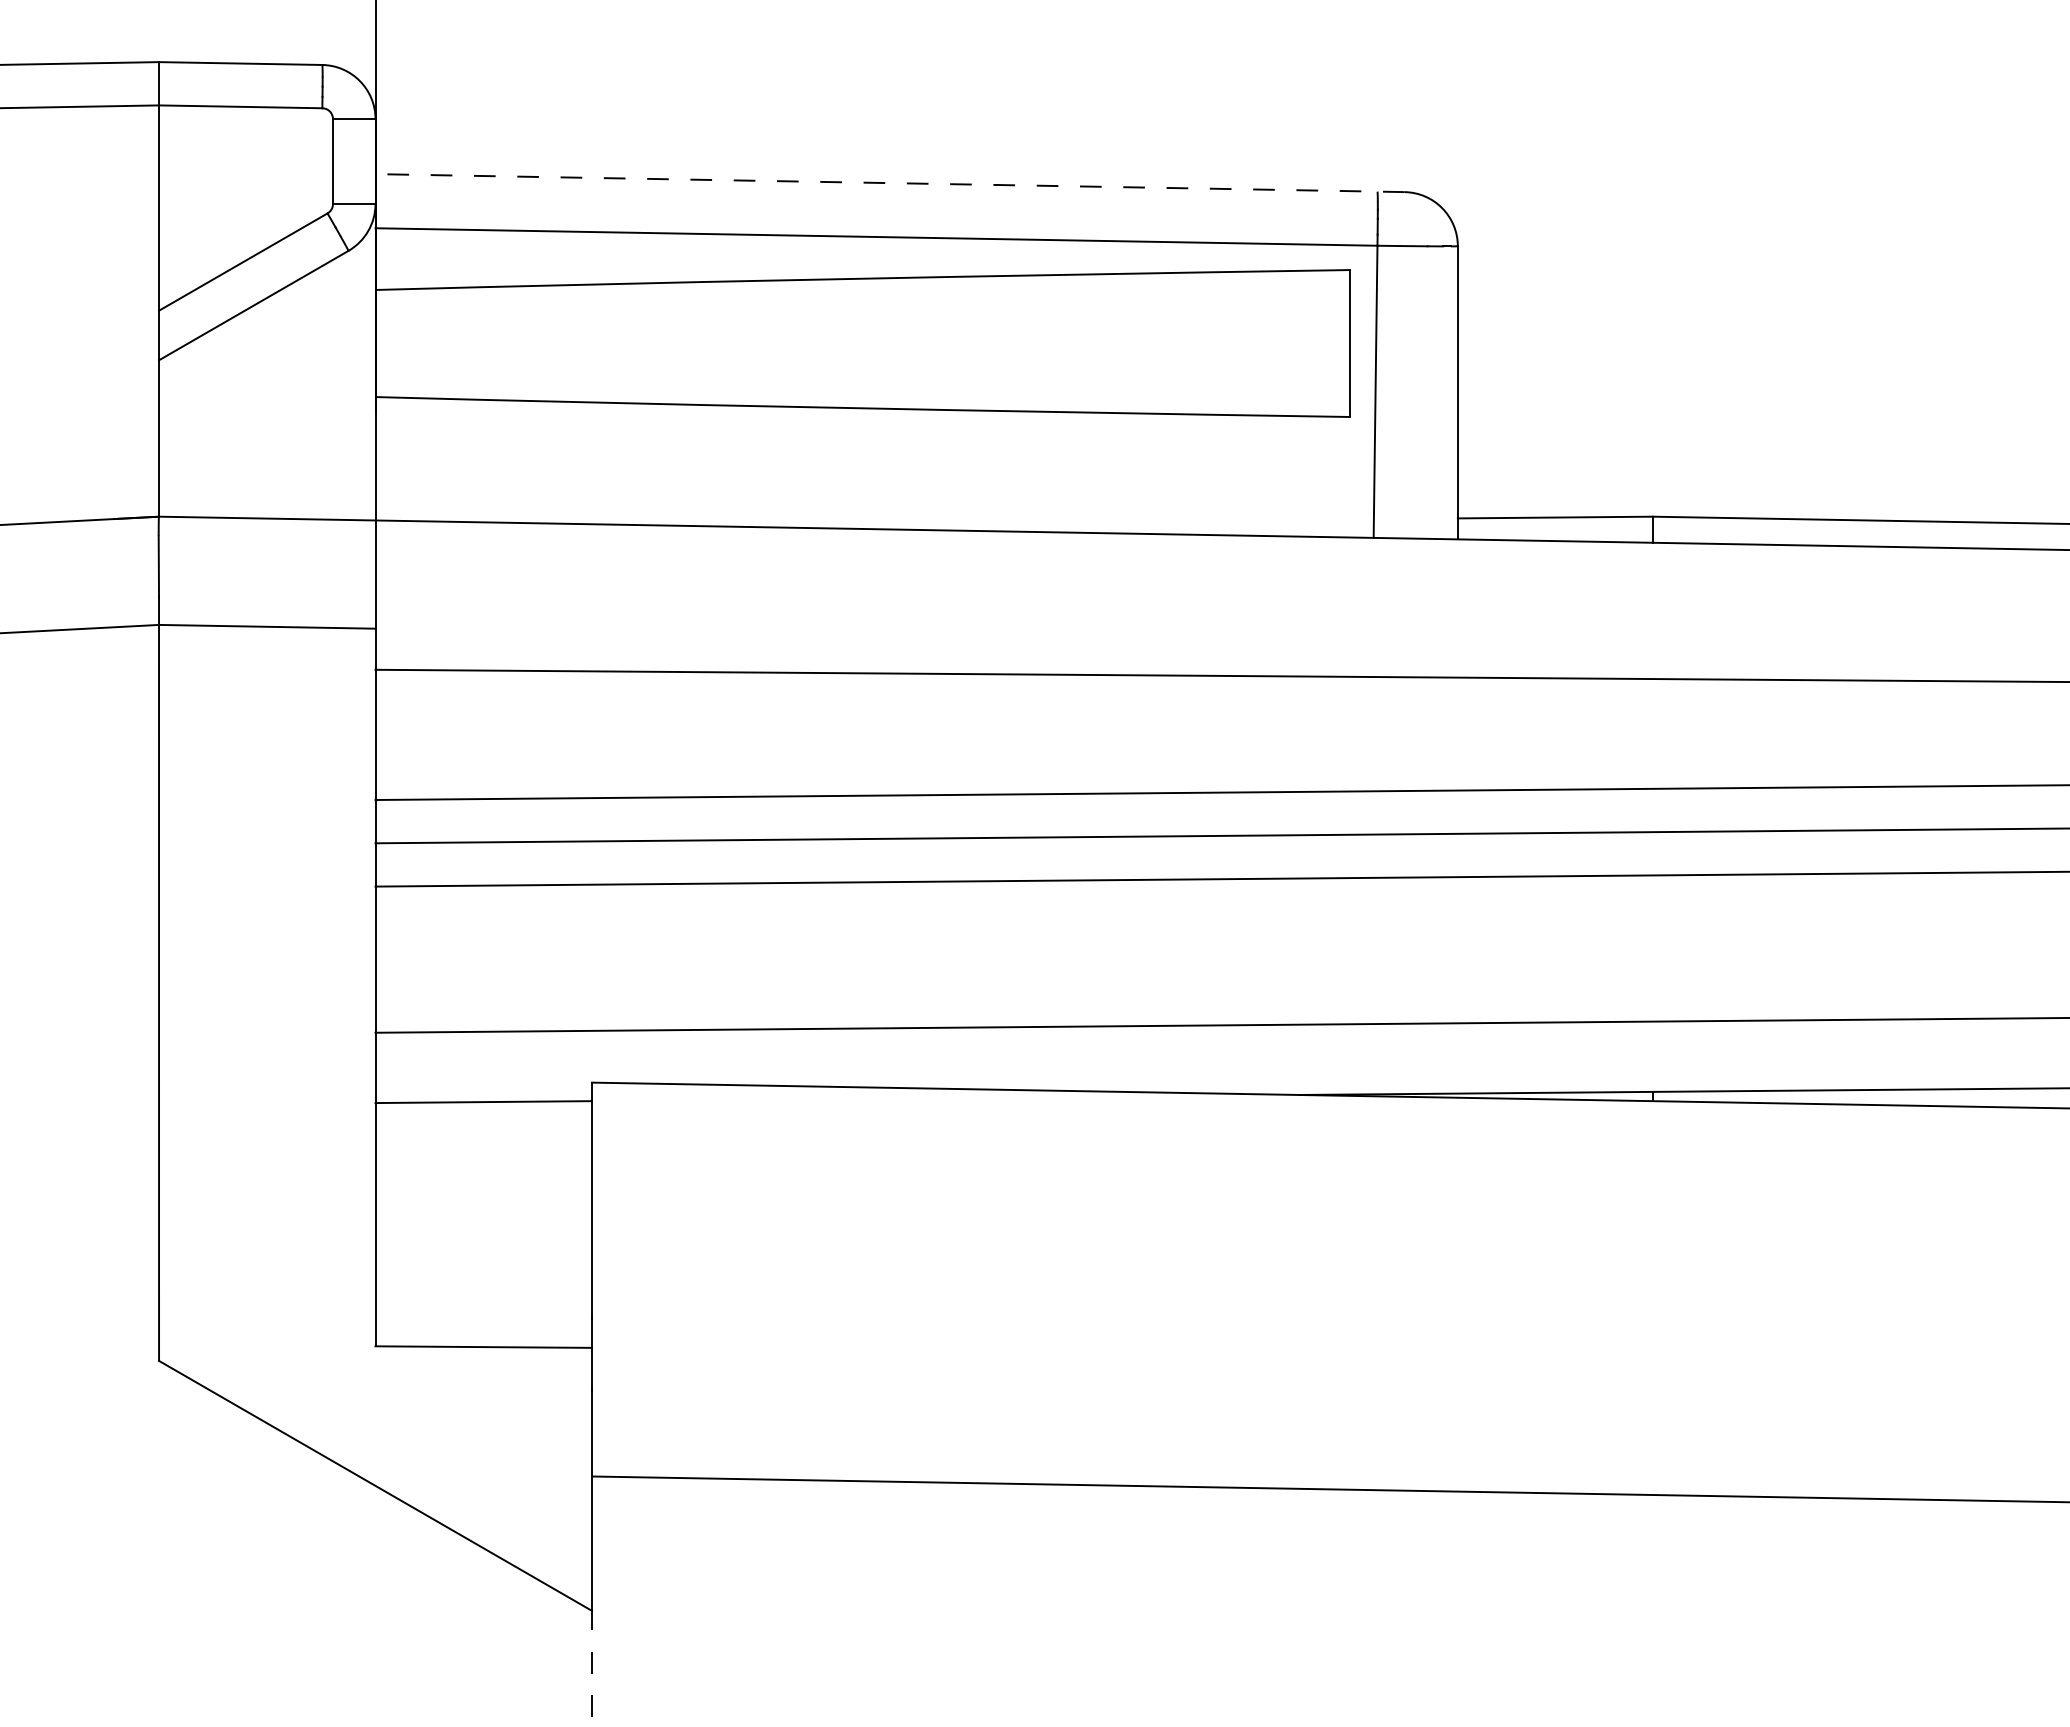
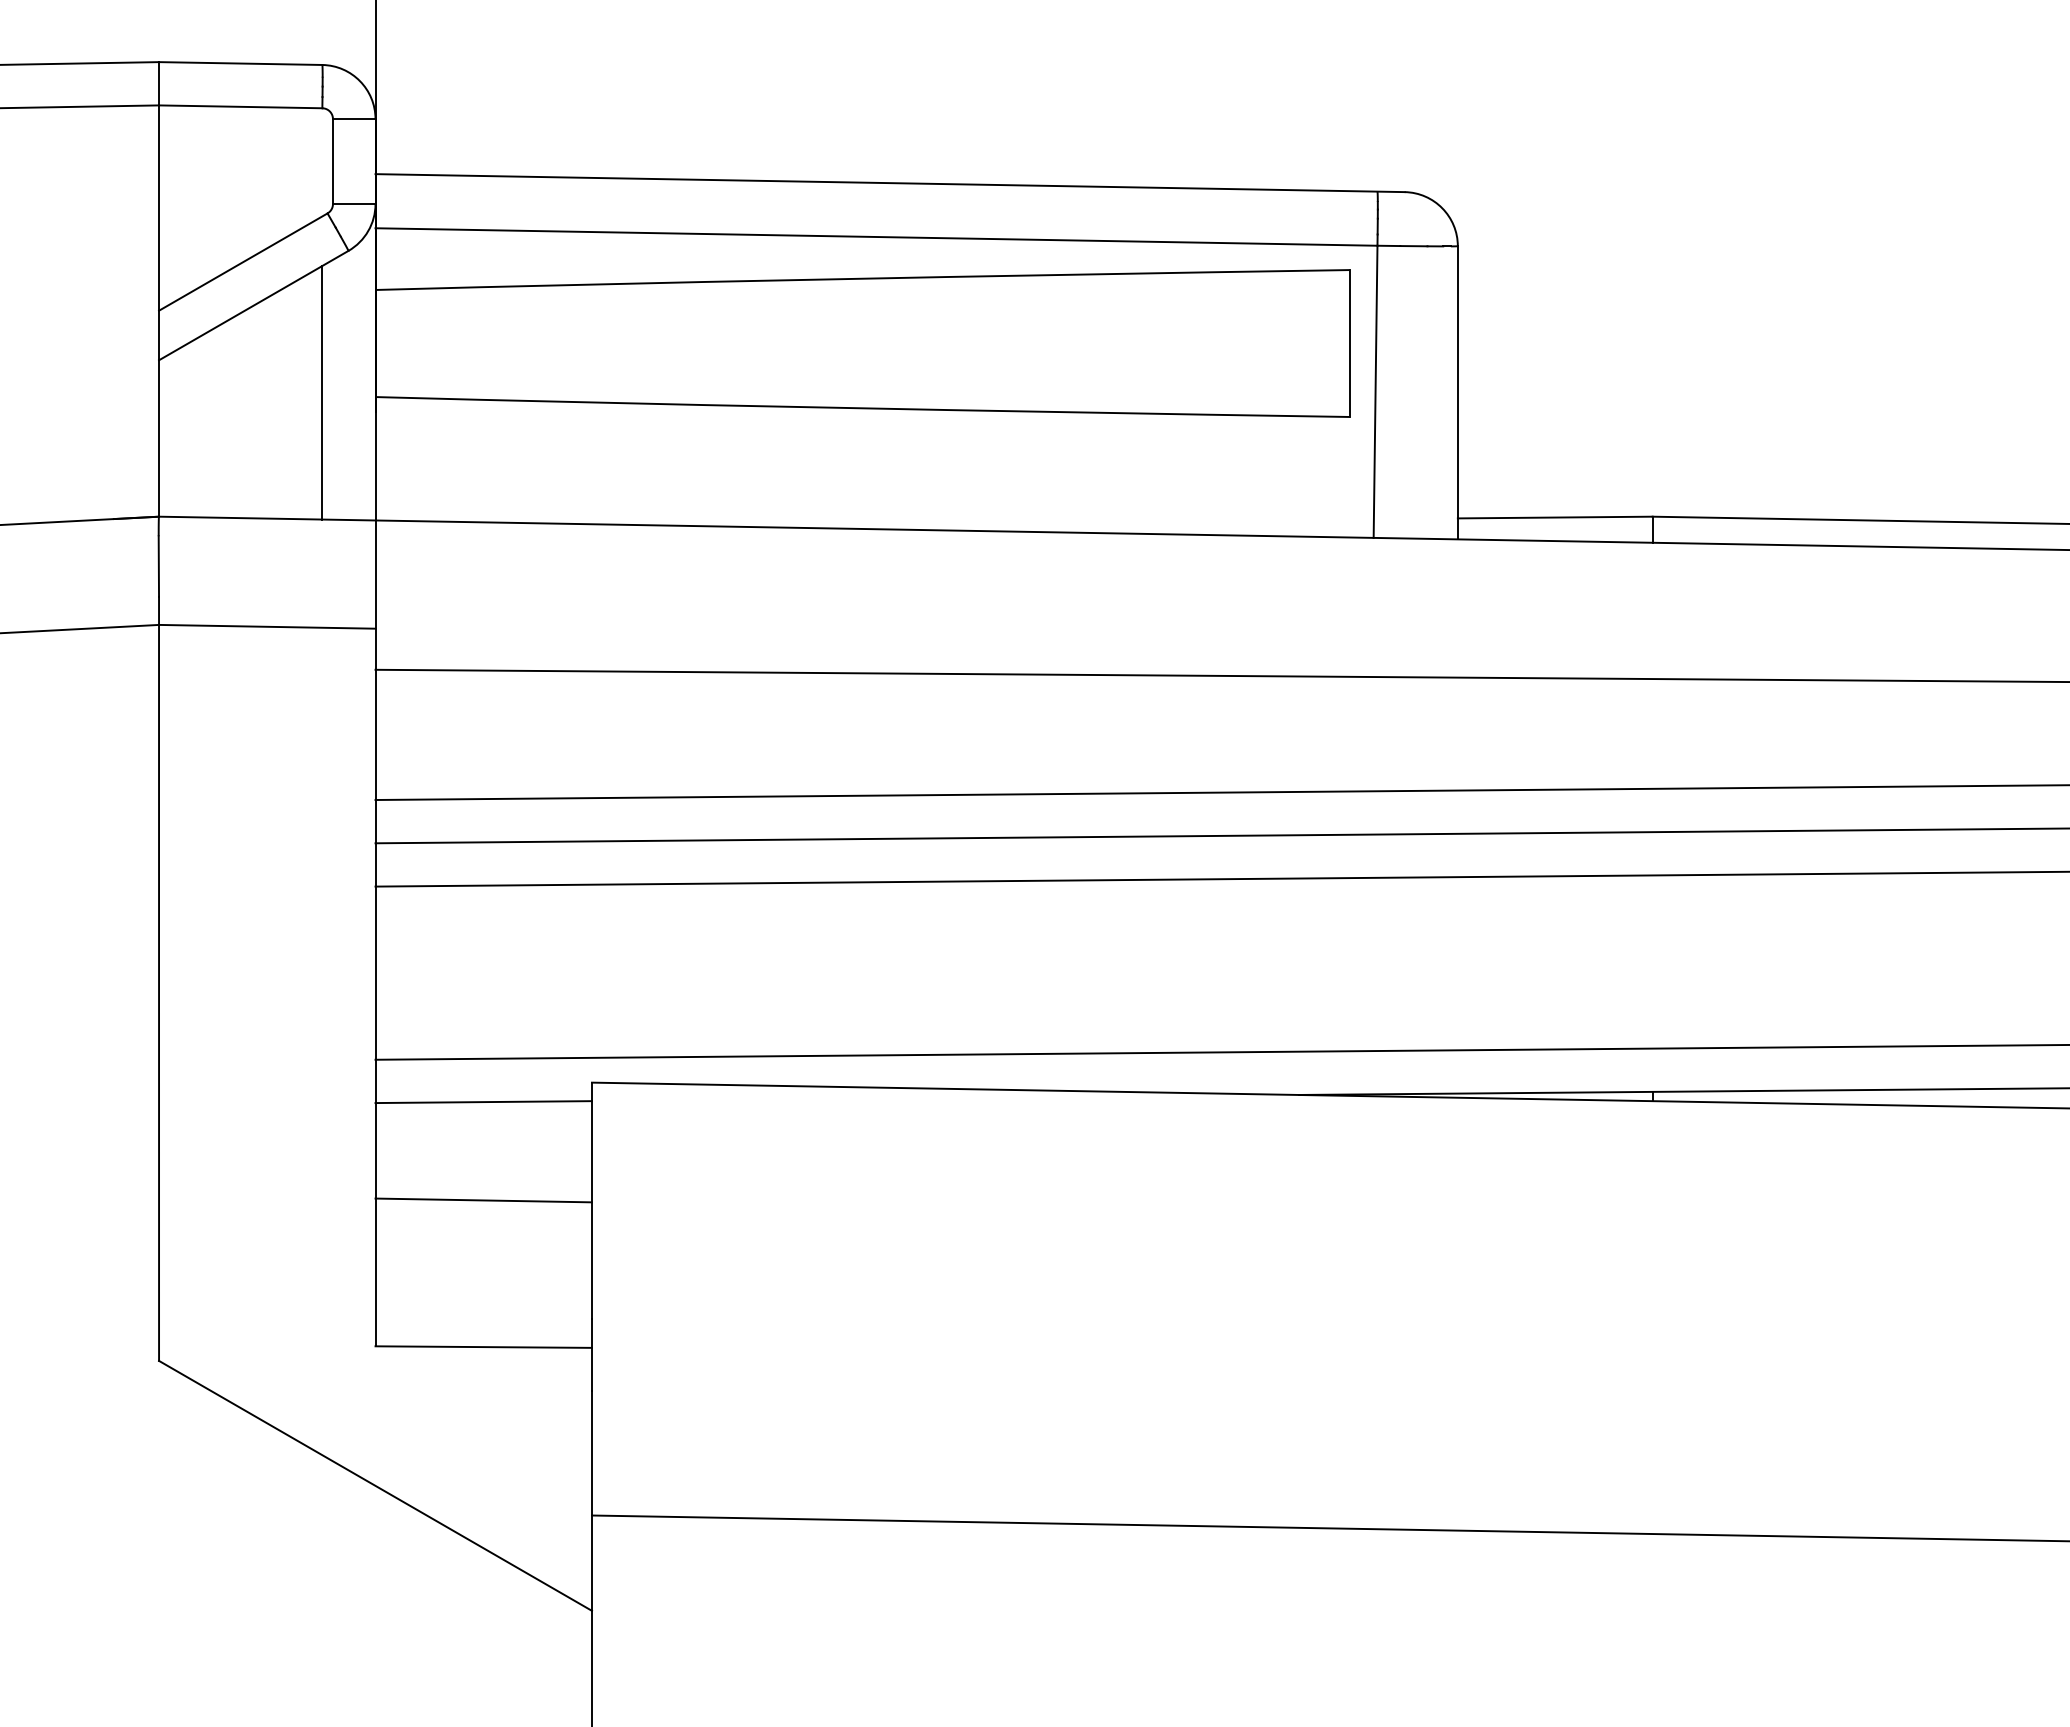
line: dashed -> solid (890, 183)
line: none -> present (322, 392)
line position: (1220, 1025) -> (1220, 1052) (1220, 1052)
line: none -> present (483, 1200)
line position: (1329, 1489) -> (1328, 1528) (1328, 1528)
line: dashed -> solid (591, 1668)
